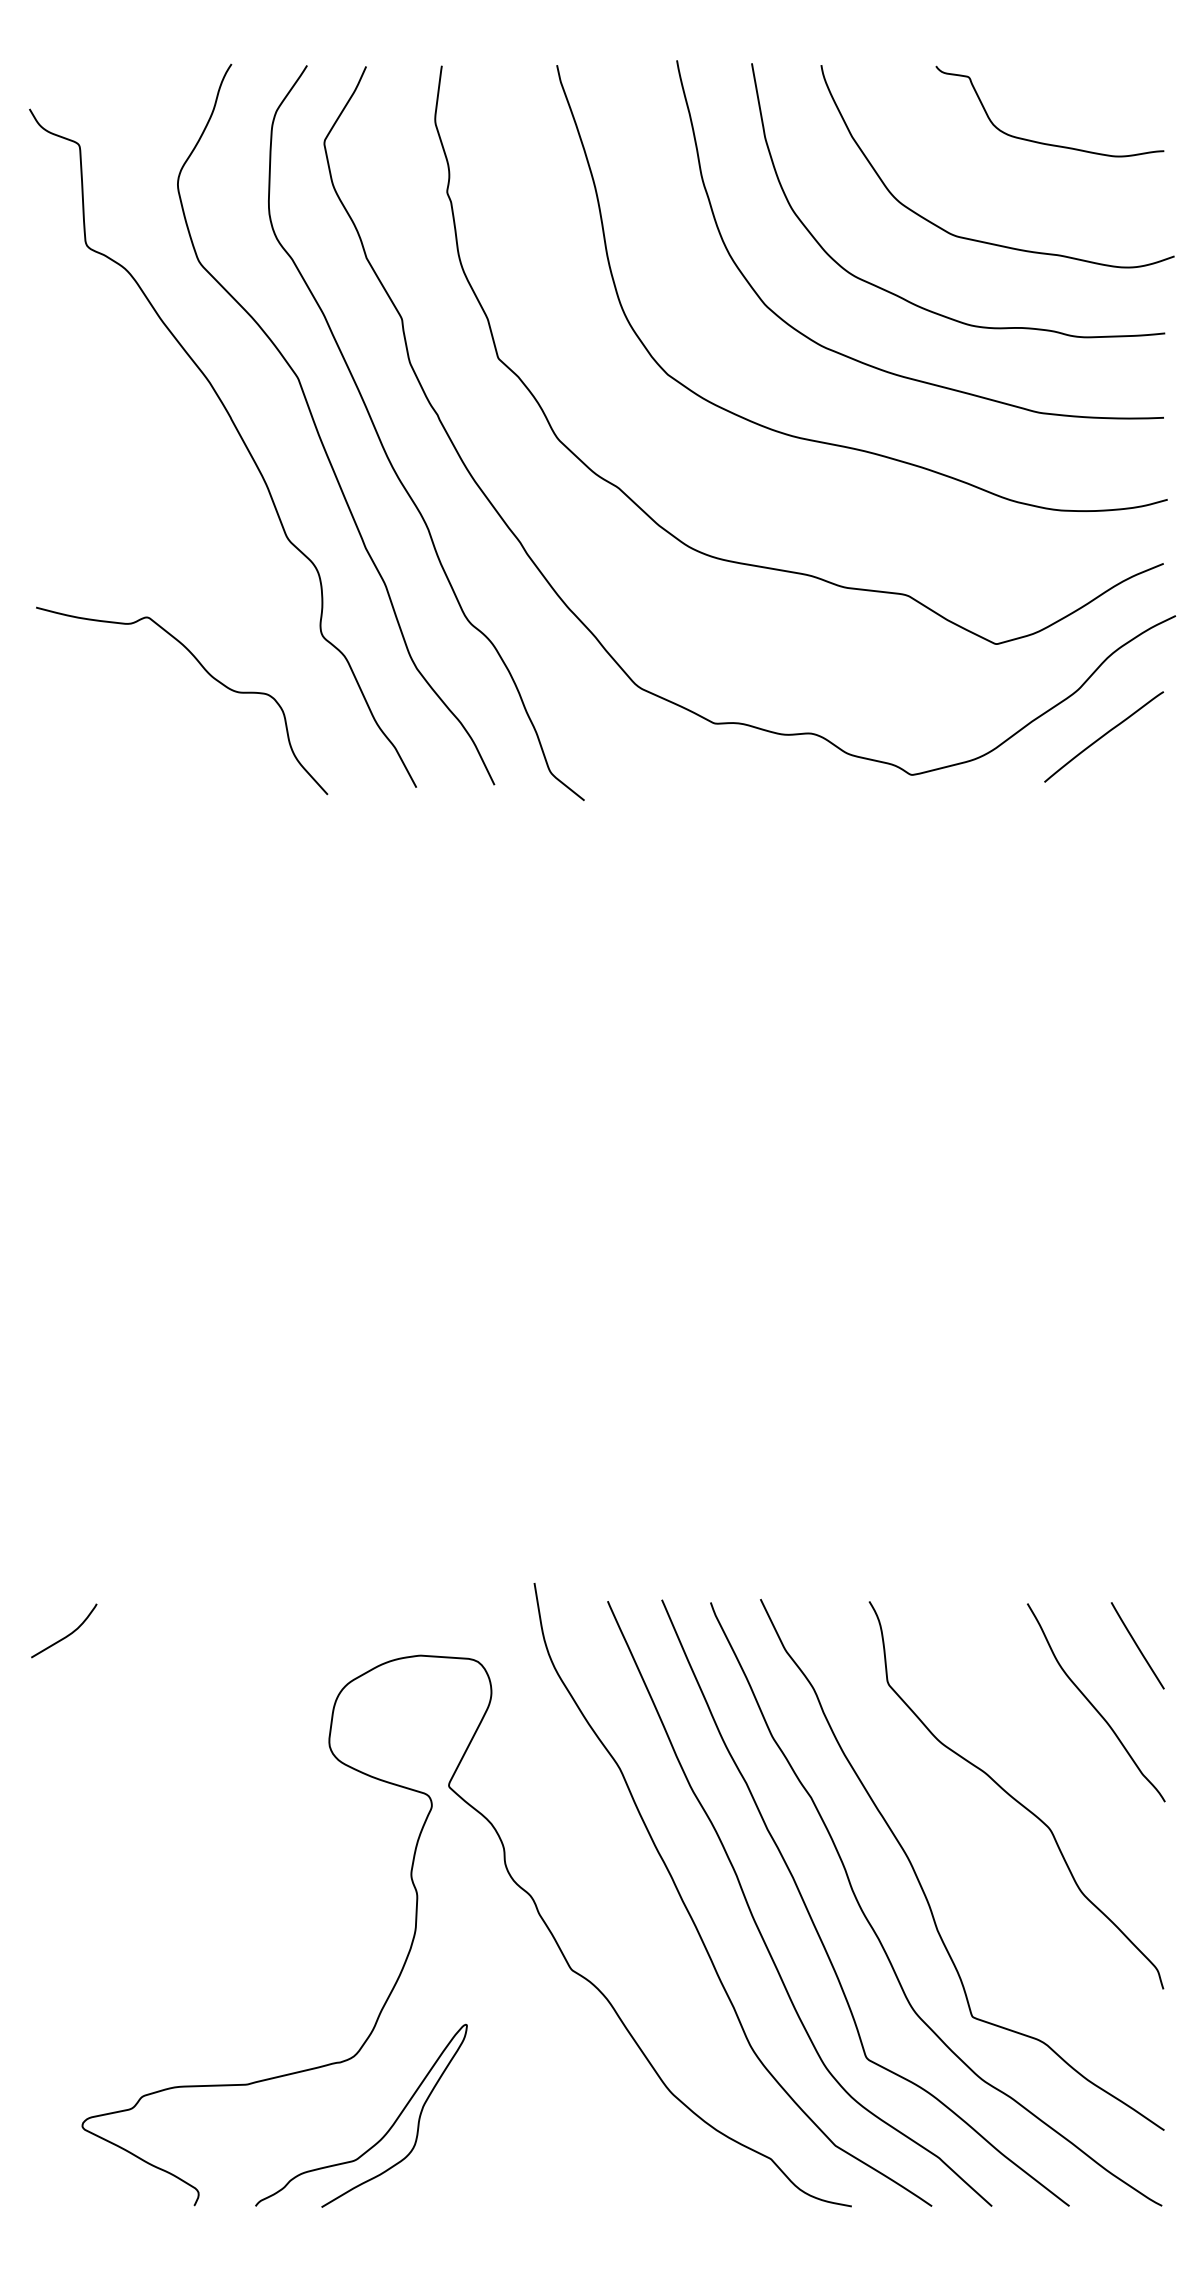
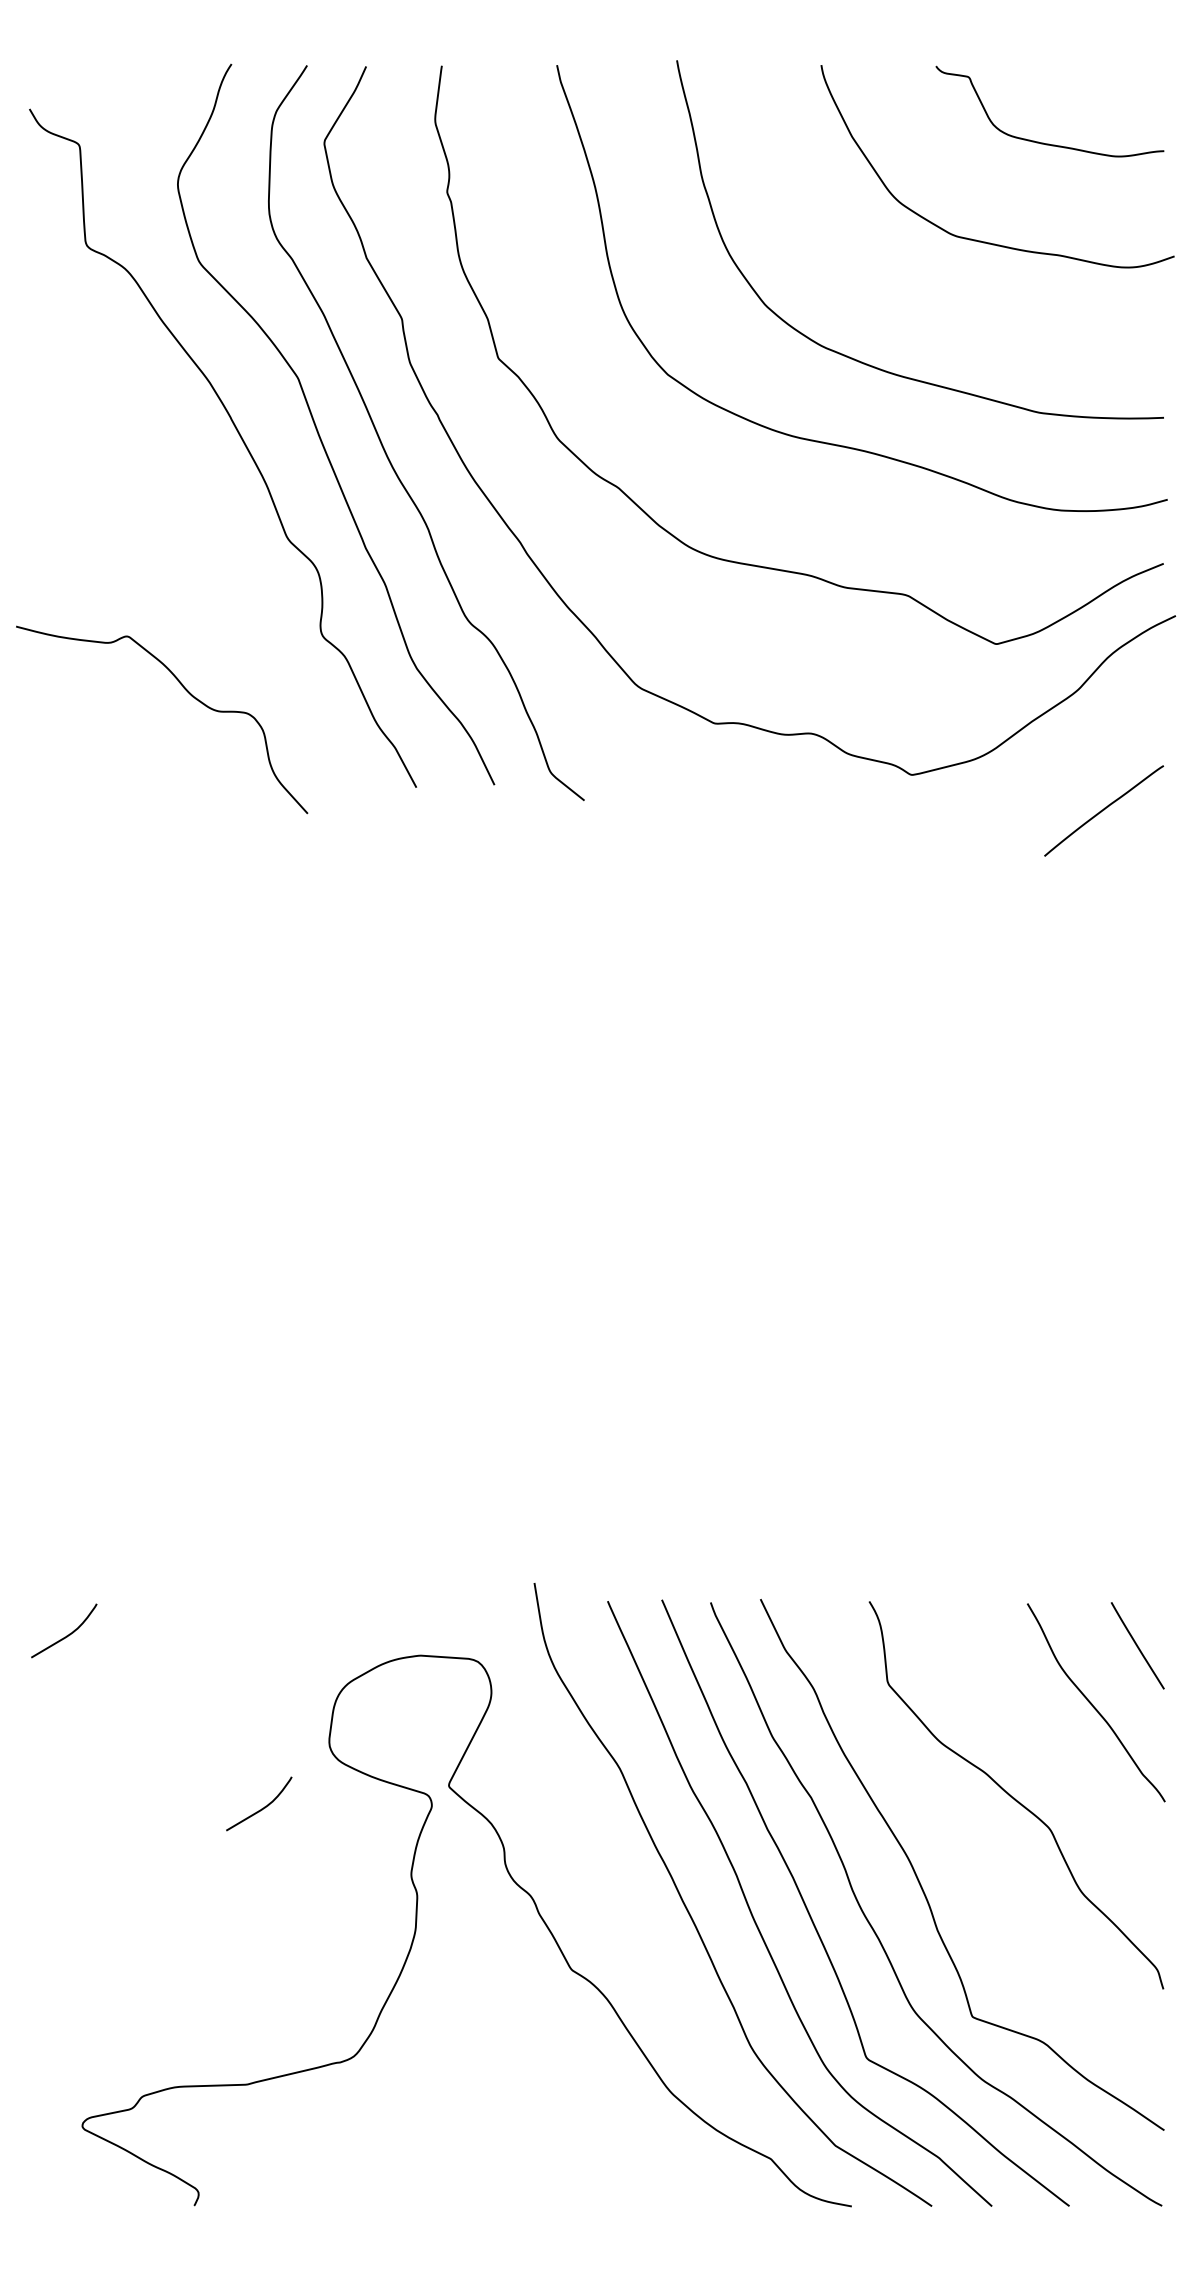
curve: present -> none (903, 297)
curve position: (208, 674) -> (188, 693) (188, 693)
curve position: (1103, 736) -> (1103, 810) (1103, 810)
curve: none -> present (261, 1808)
curve: present -> none (382, 2136)
